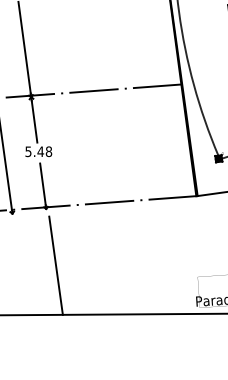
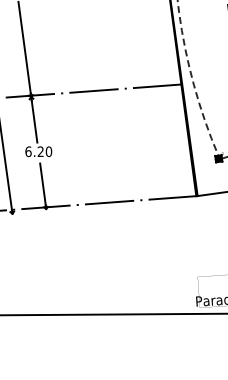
arc: solid -> dashed (192, 79)
text: 5.48 -> 6.20 (38, 151)
line: present -> none (55, 265)
